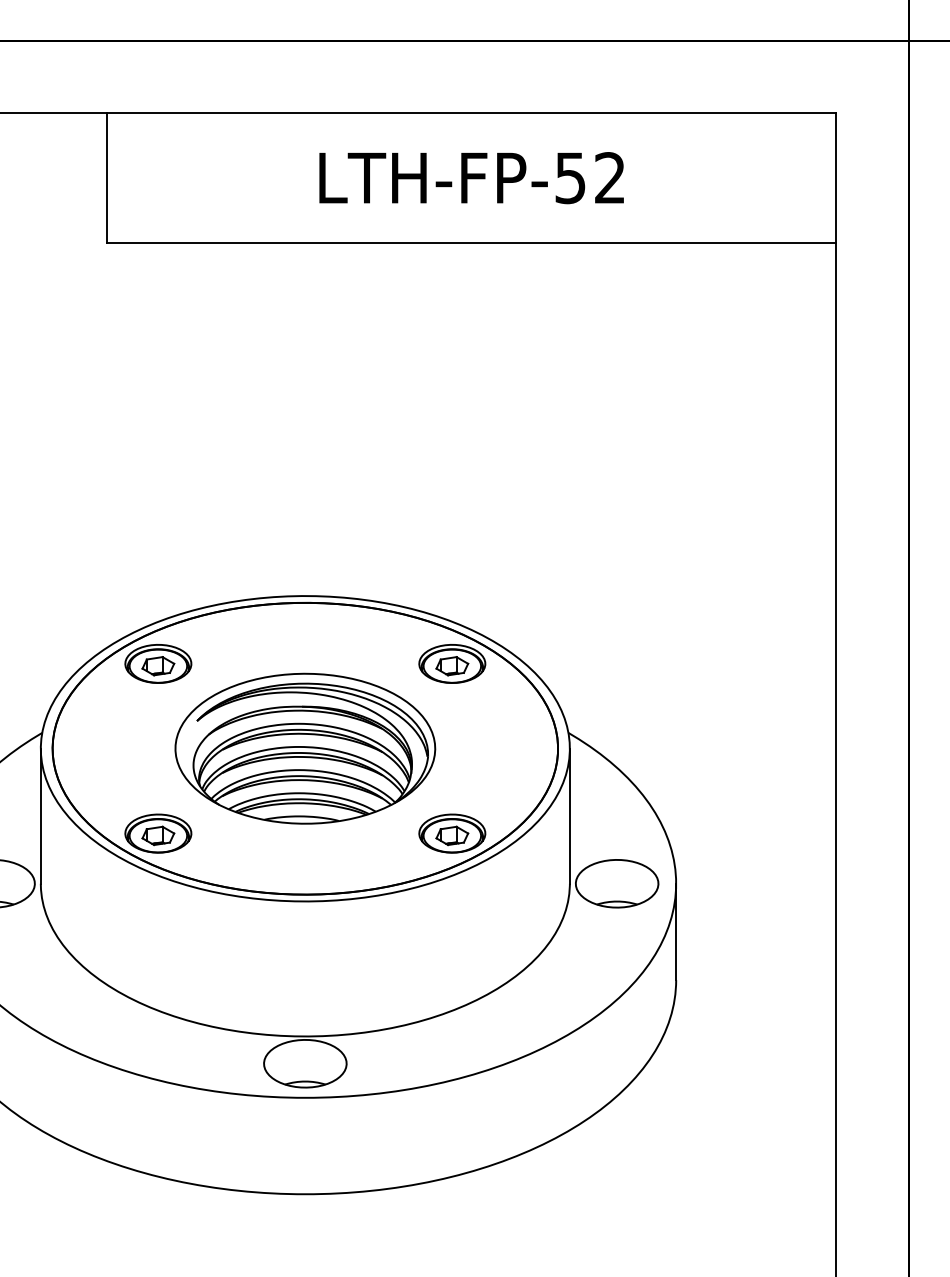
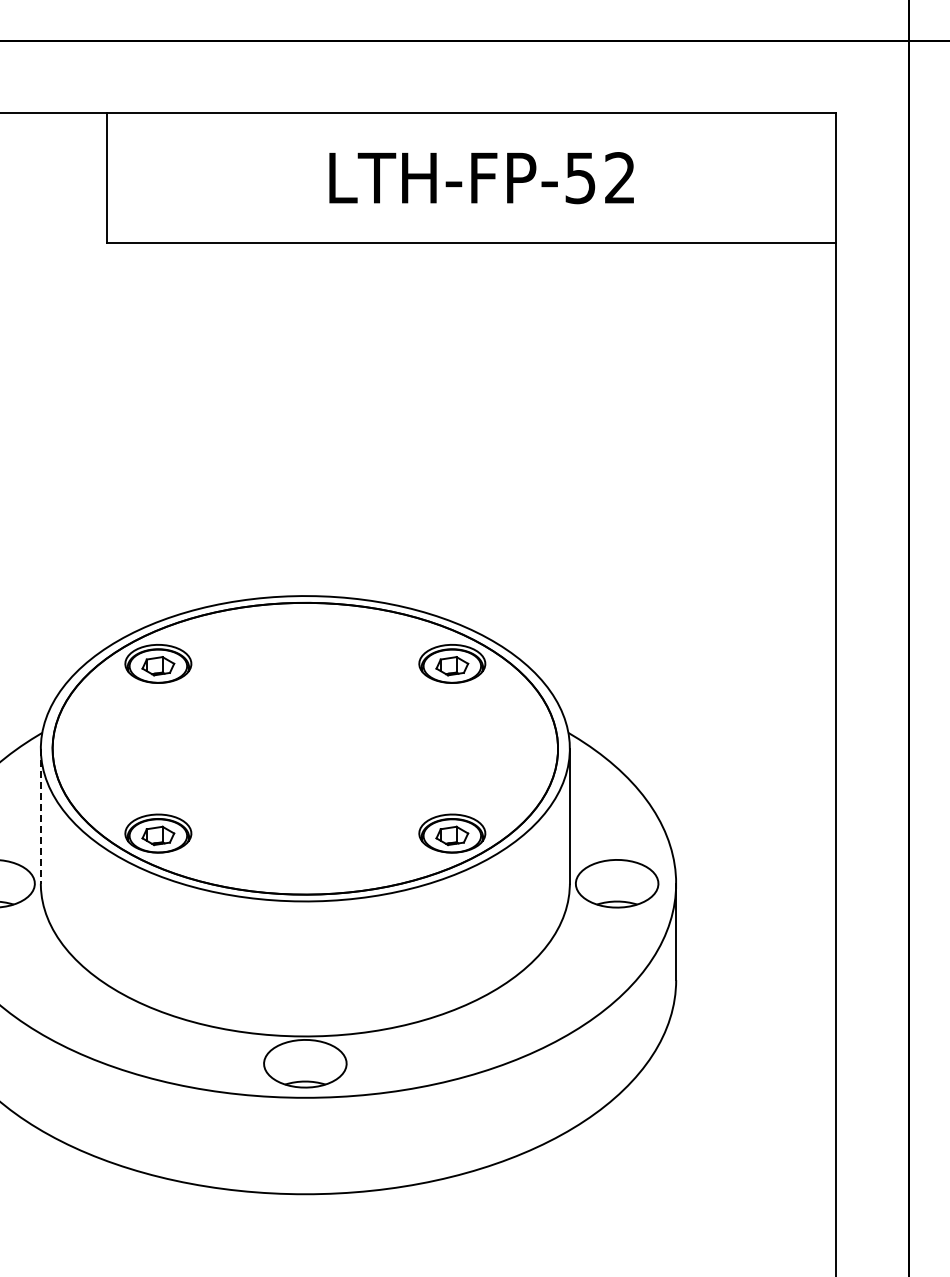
text position: (471, 178) -> (481, 178) (481, 178)
part: present -> none (305, 748)
line: solid -> dashed (40, 816)
